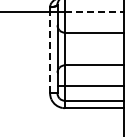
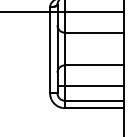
line: dashed -> solid (94, 12)
line: dashed -> solid (50, 52)
